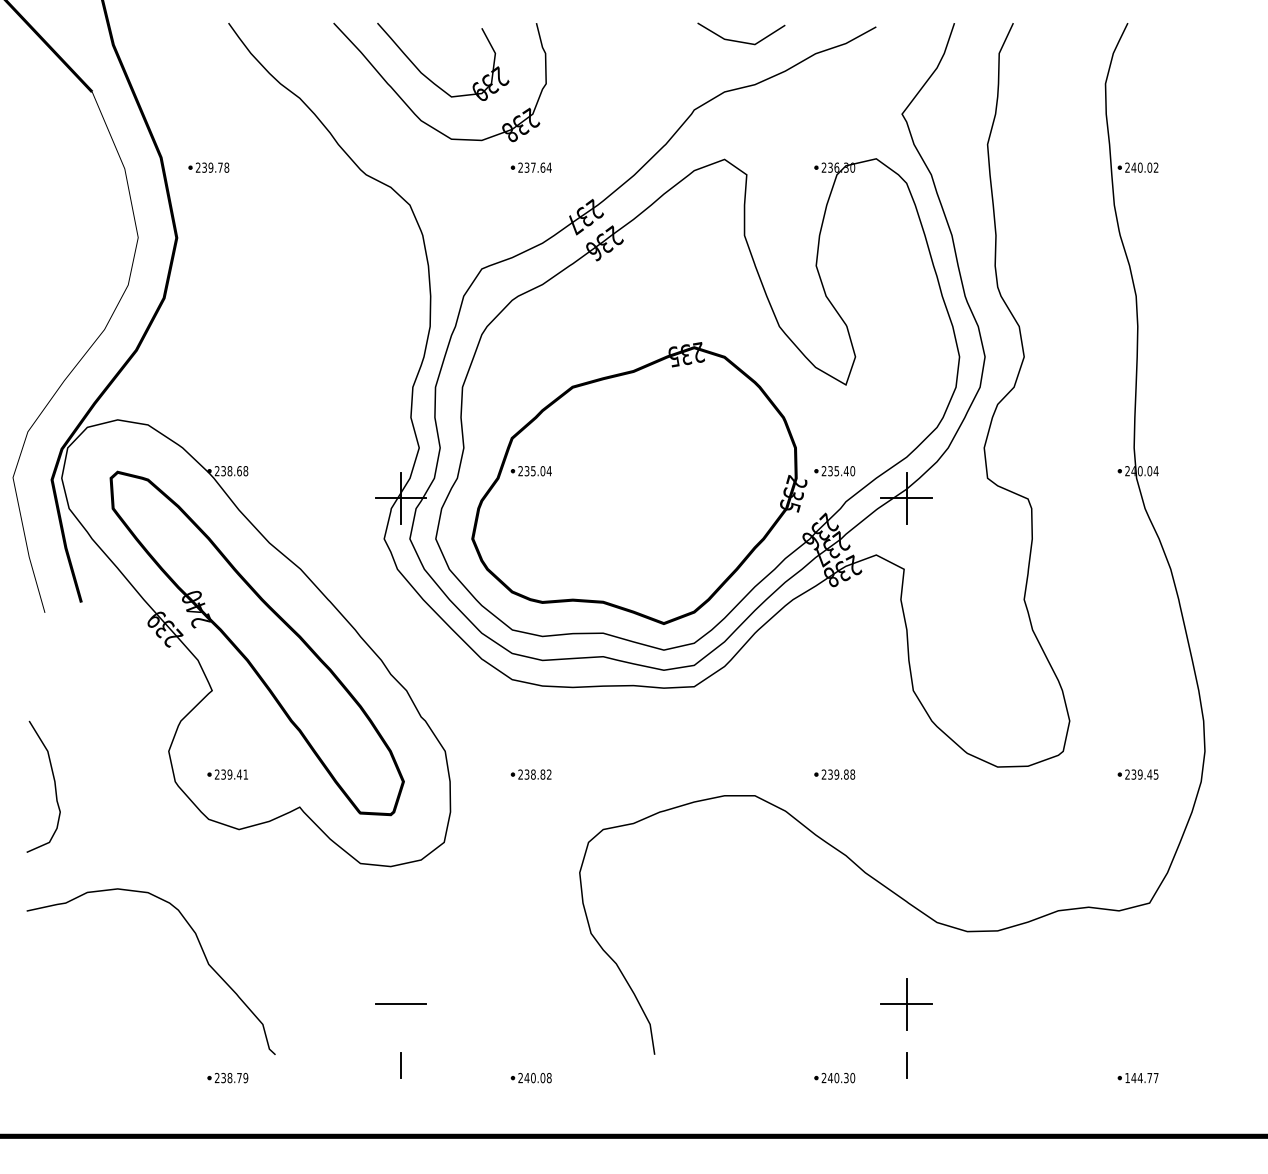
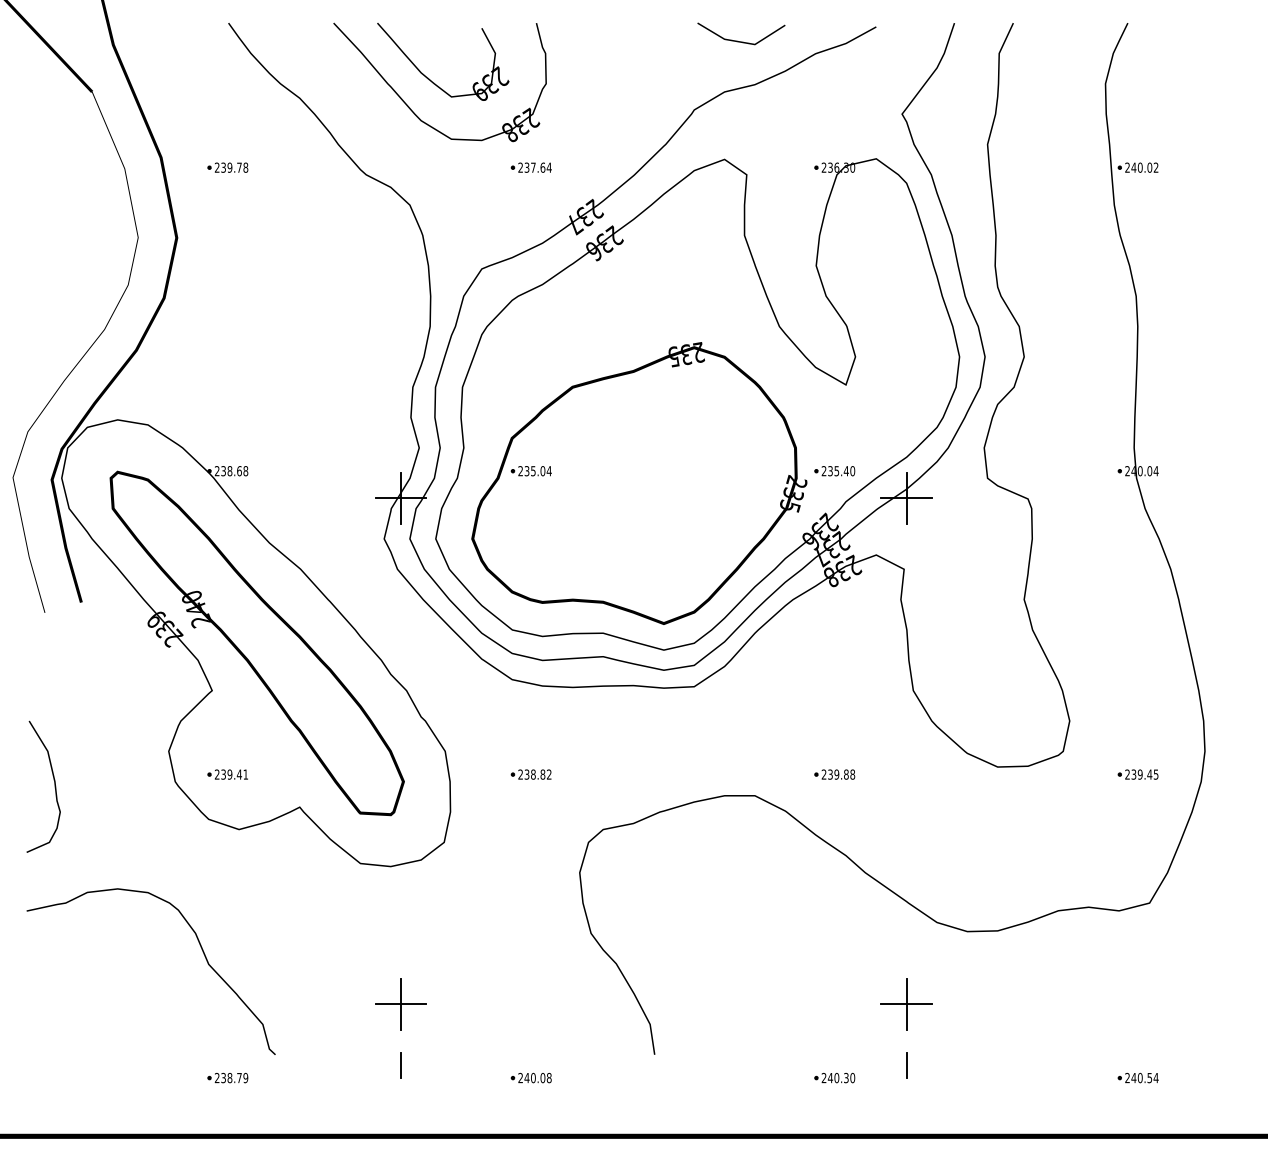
part position: (208, 167) -> (227, 167) (227, 167)
line: none -> present (400, 1003)
text: 144.77 -> 240.54 (1141, 1077)
